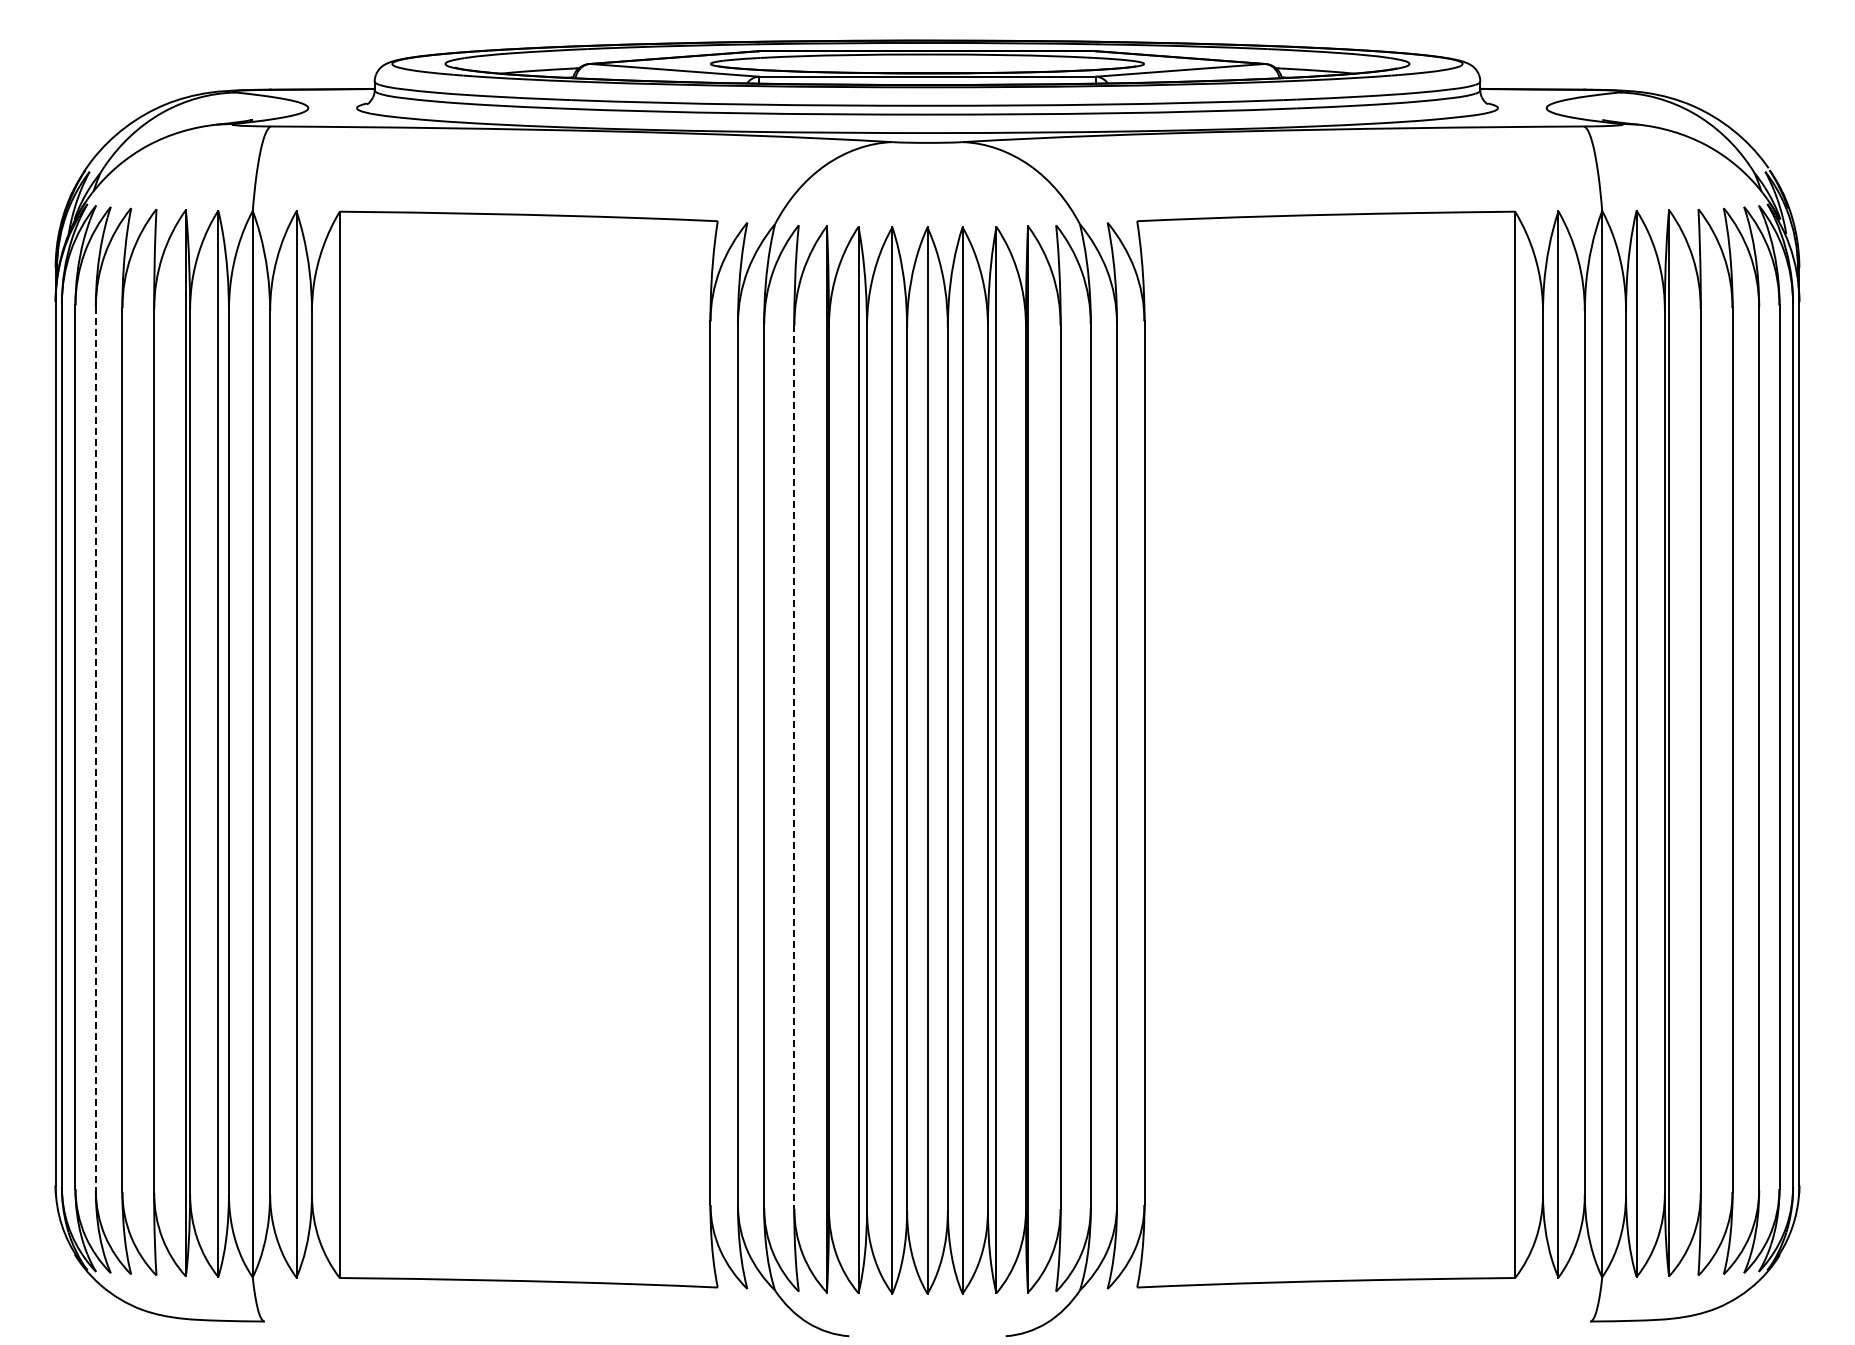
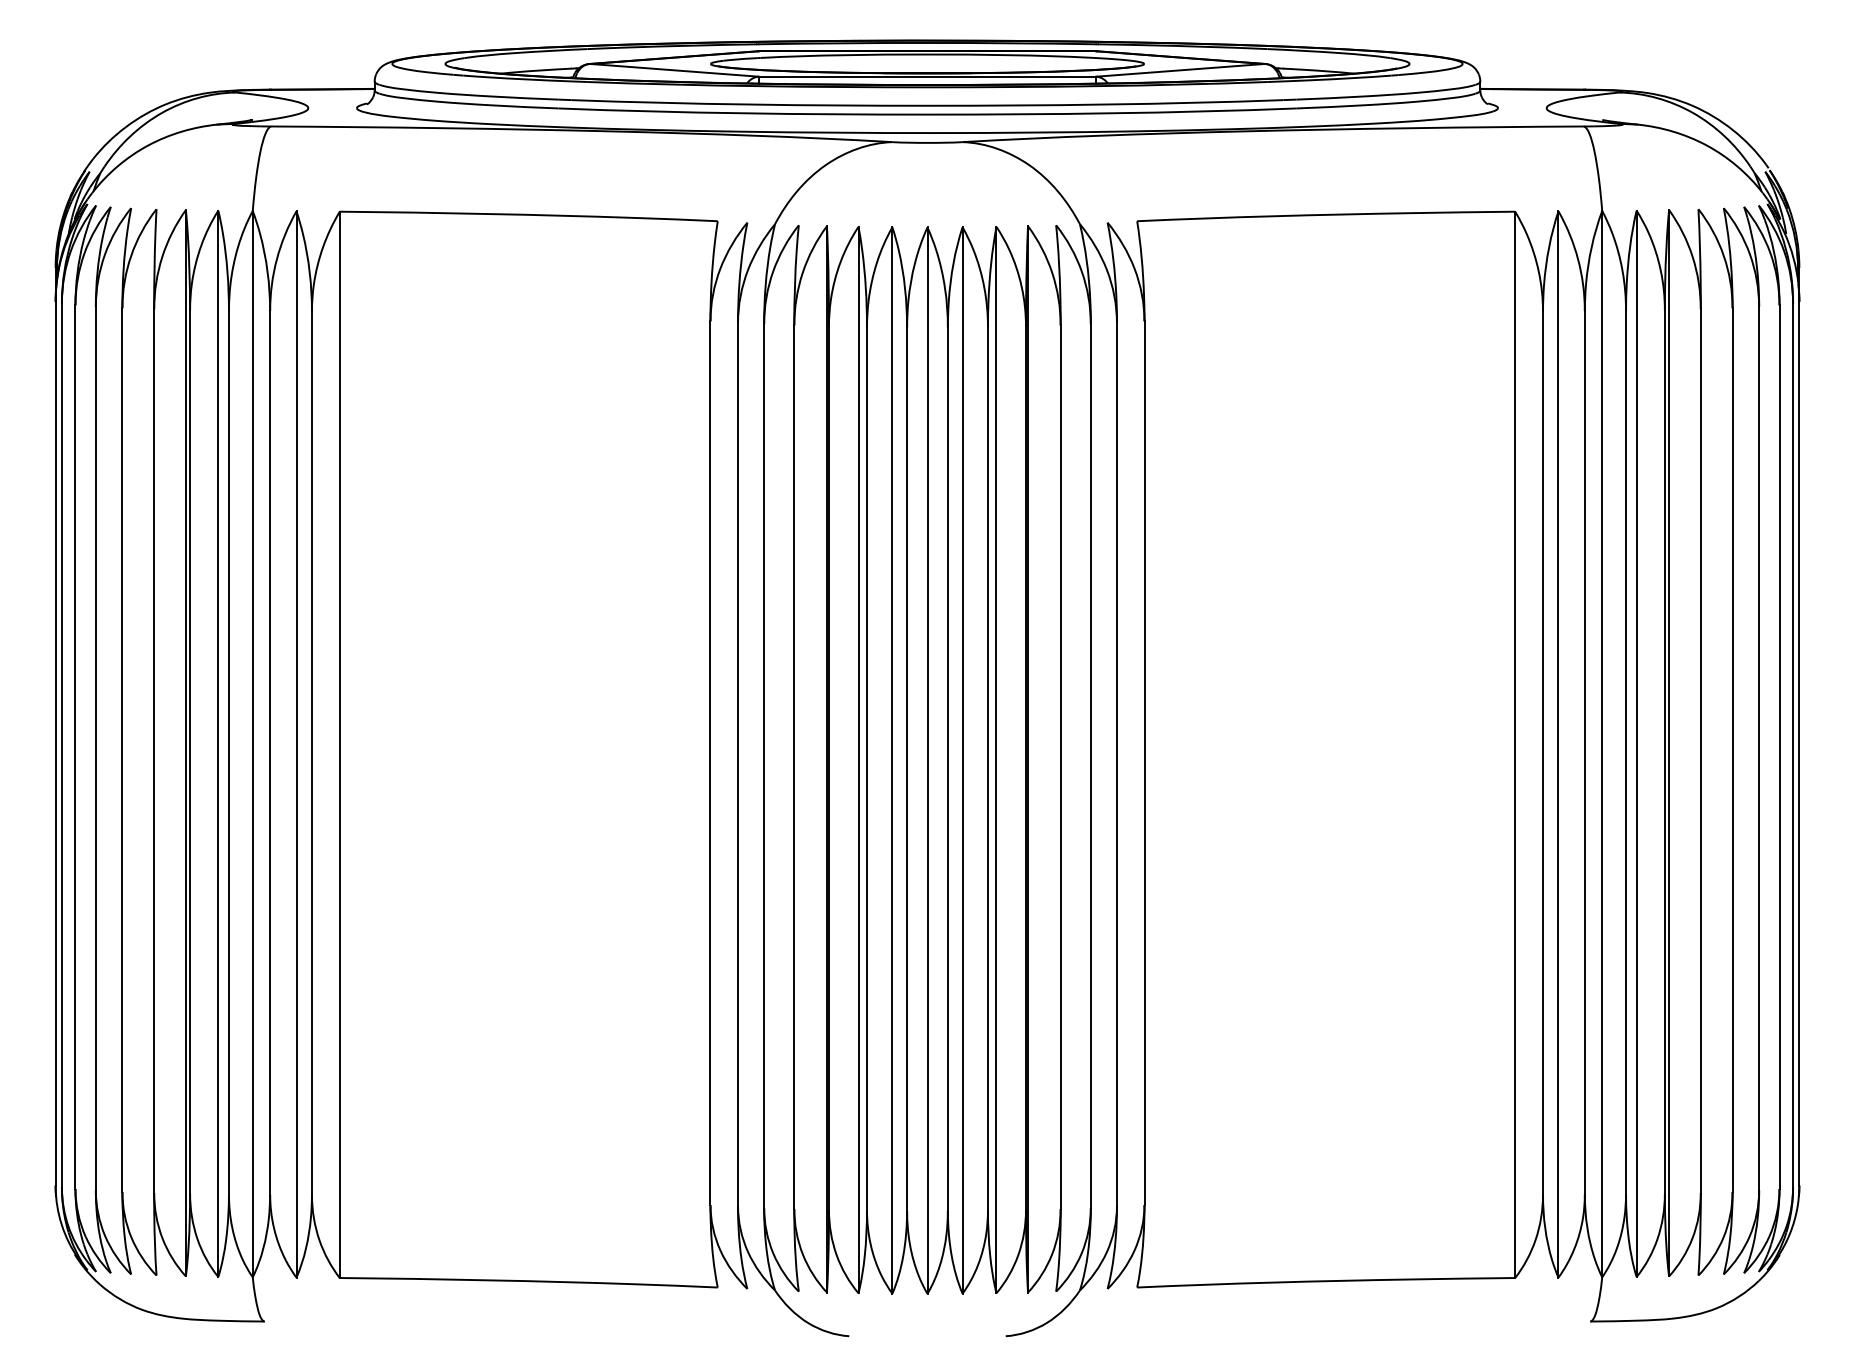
line: dashed -> solid (95, 748)
line: dashed -> solid (794, 767)
